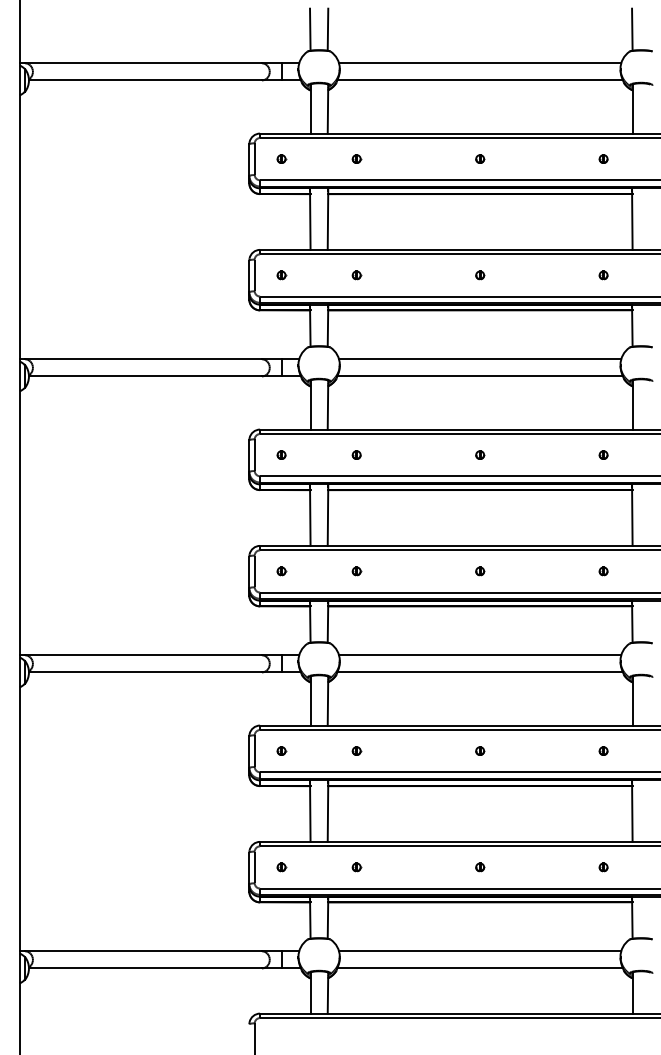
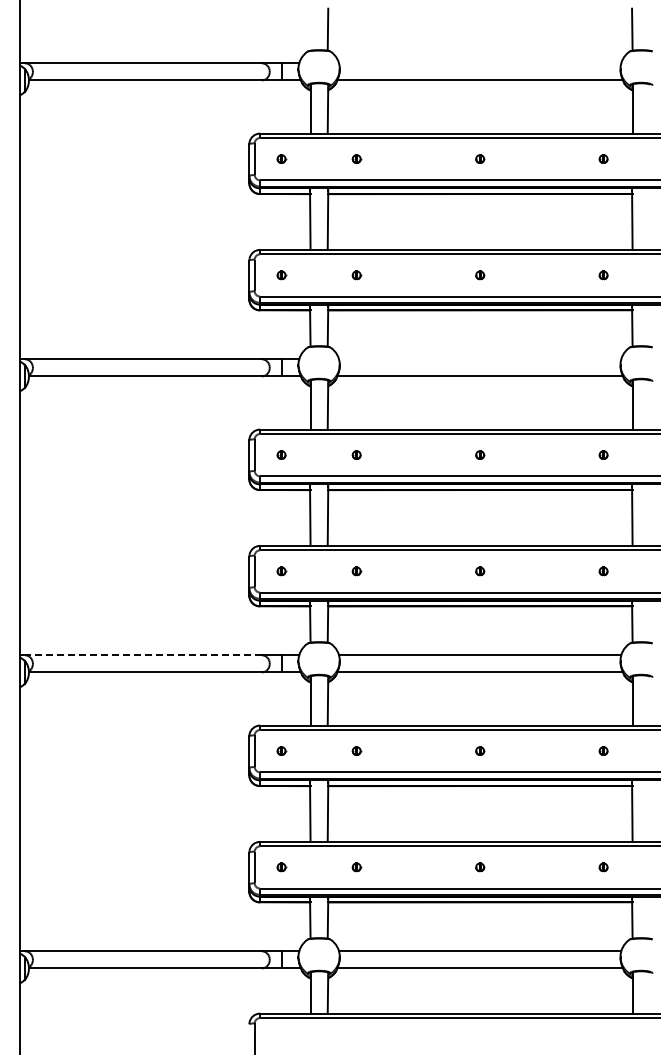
line: present -> none (310, 29)
line: present -> none (480, 63)
line: present -> none (480, 359)
line: solid -> dashed (143, 655)
